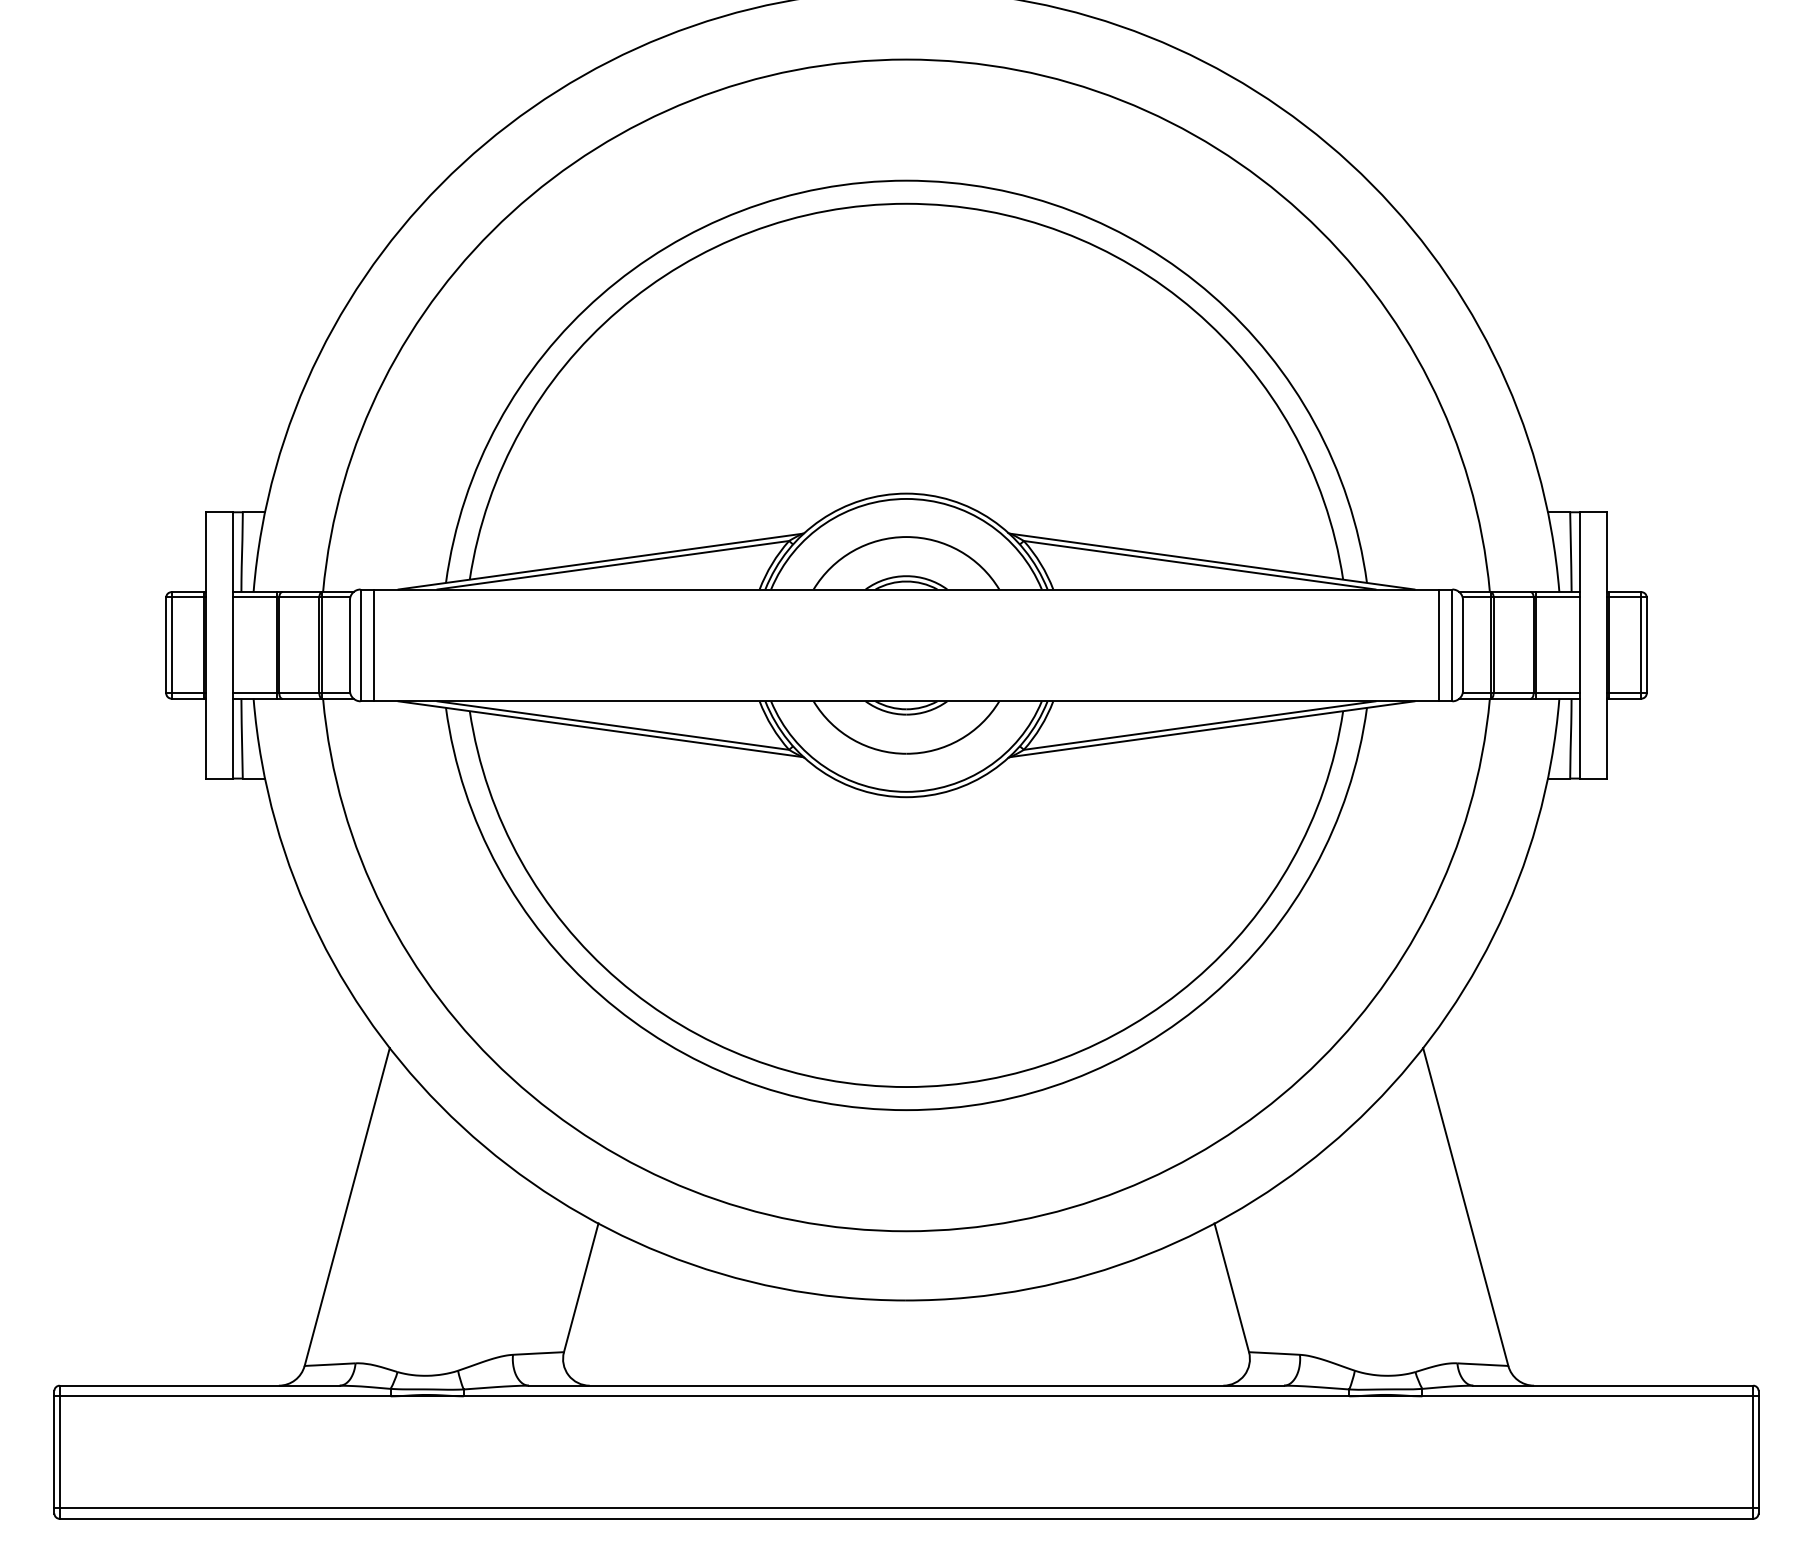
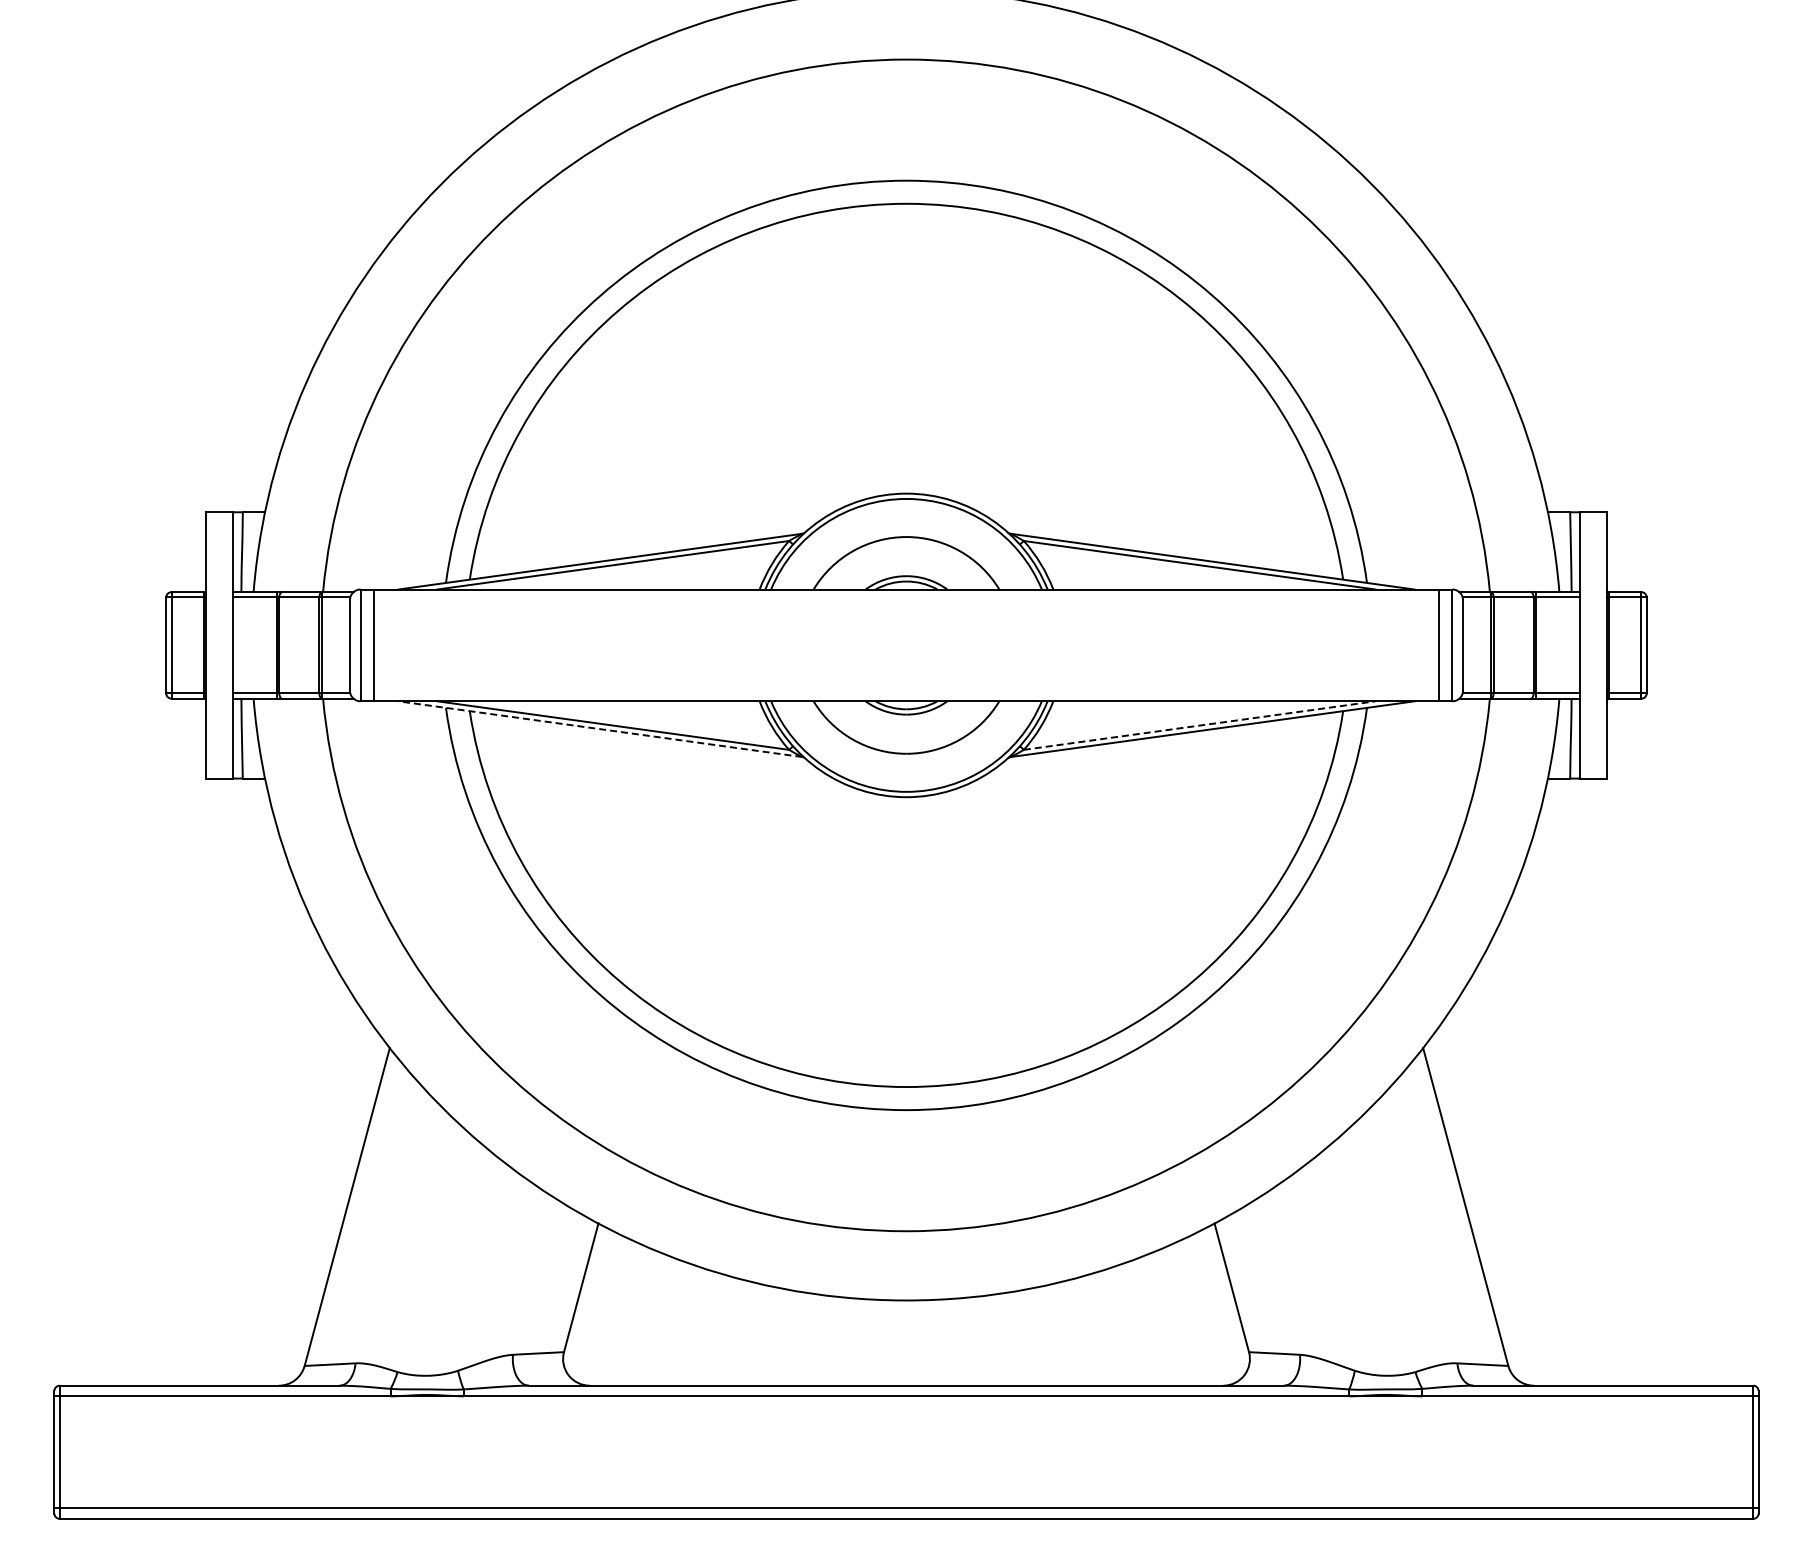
line: solid -> dashed (1200, 725)
line: solid -> dashed (600, 729)
